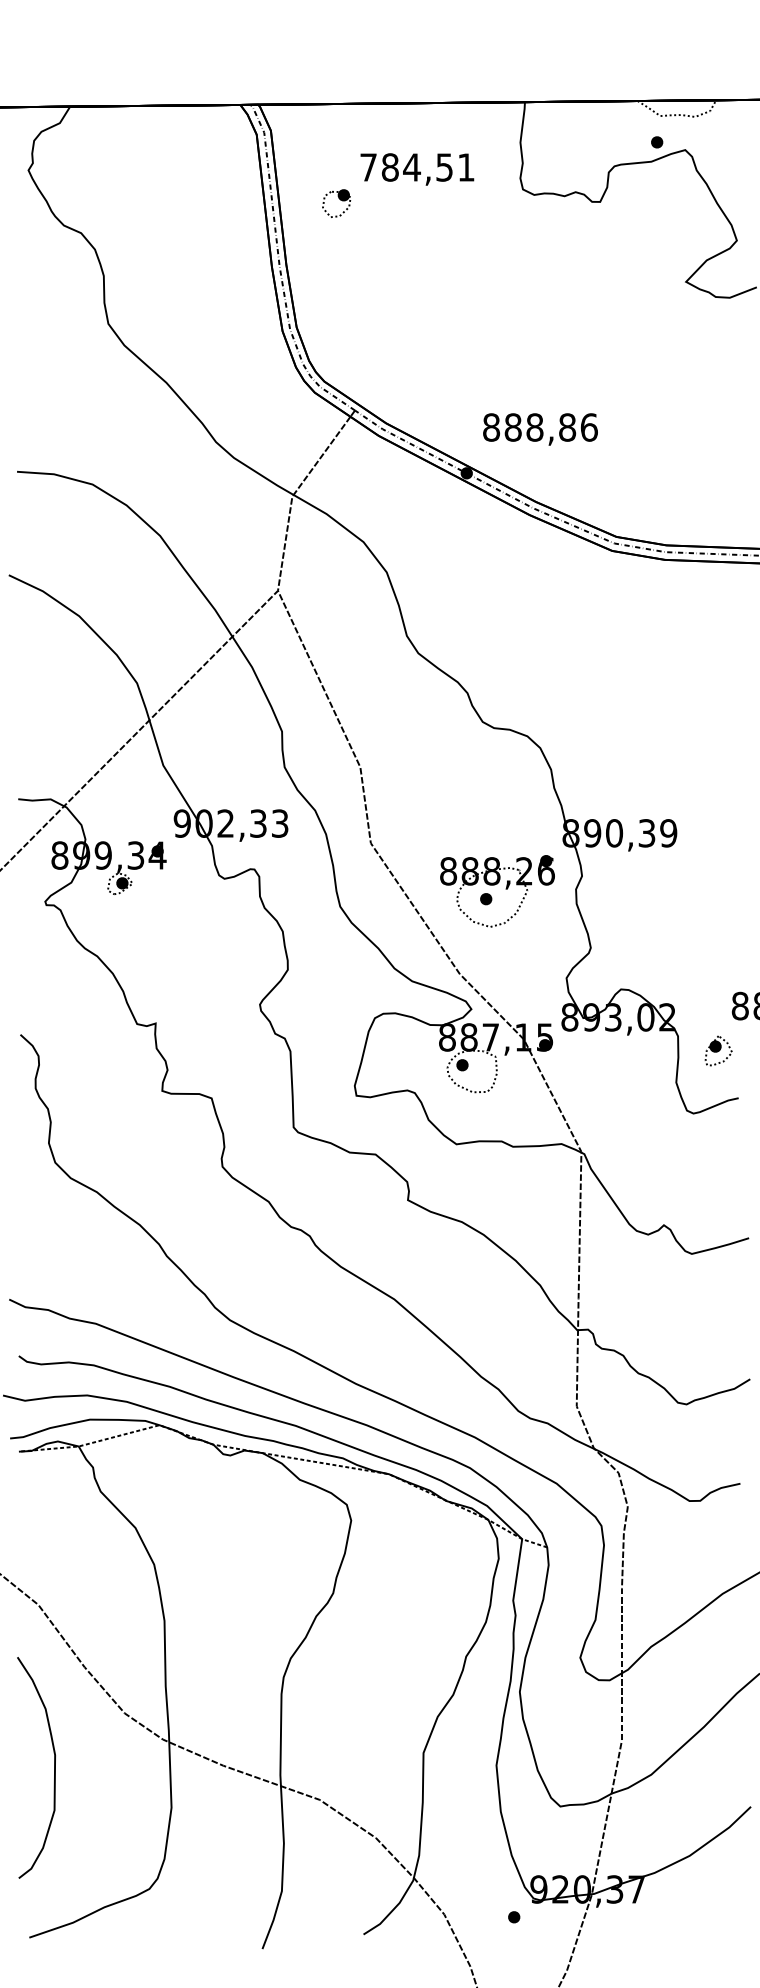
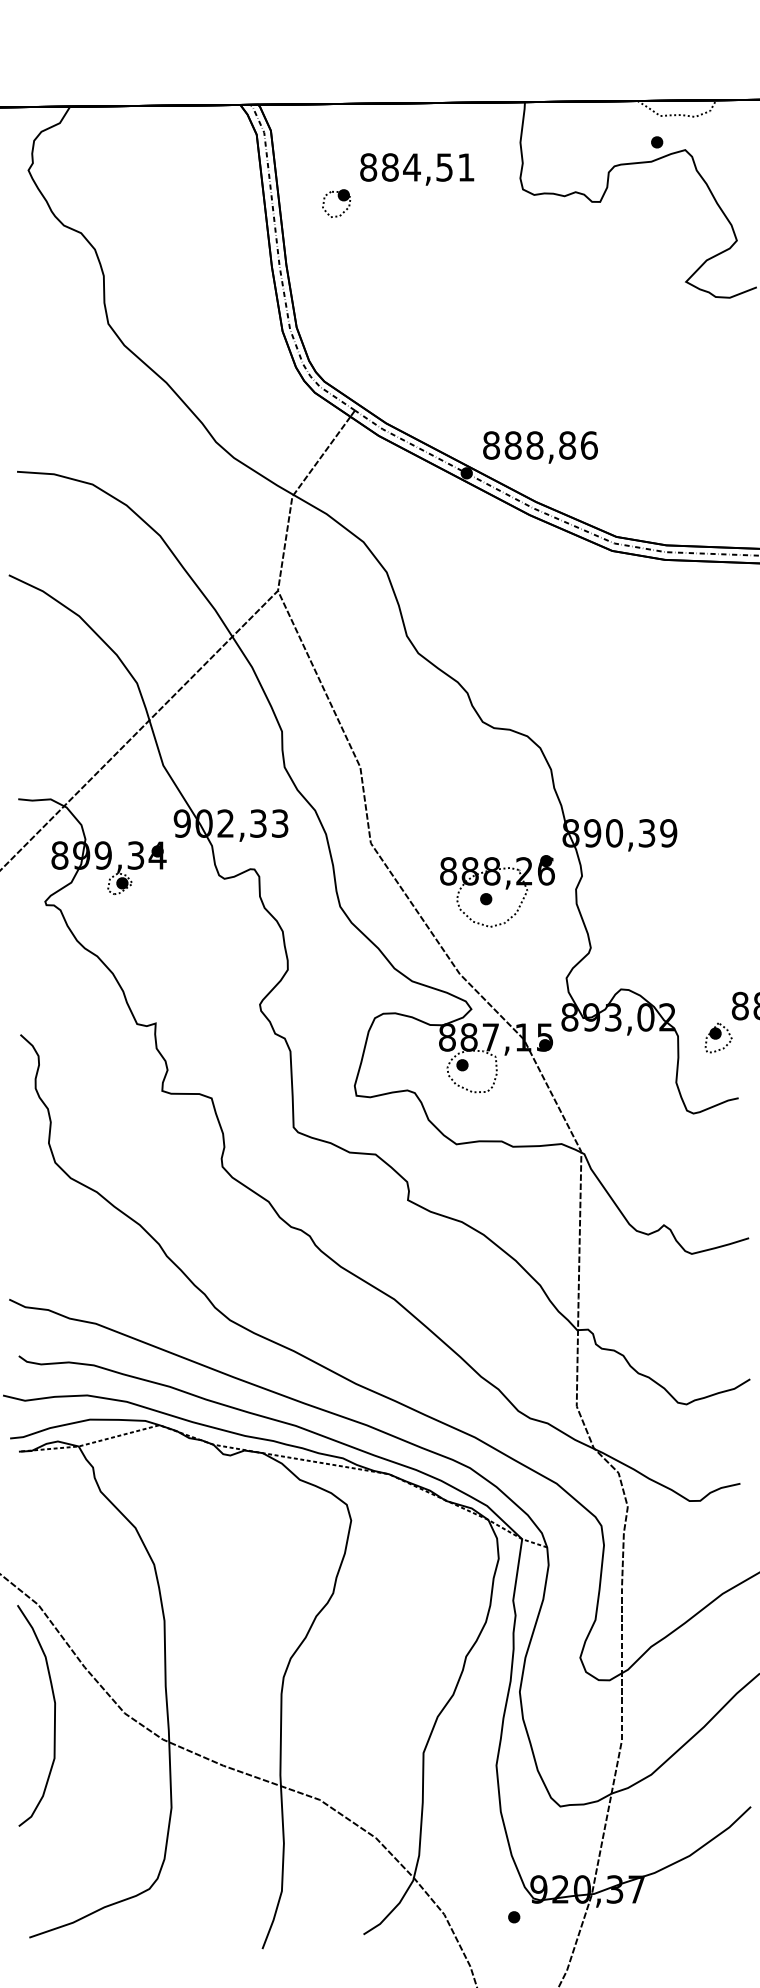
text: 784,51 -> 884,51 (368, 167)
text position: (540, 429) -> (540, 447) (540, 447)
part position: (718, 1050) -> (718, 1037) (718, 1037)
curve position: (54, 1767) -> (54, 1715) (54, 1715)
